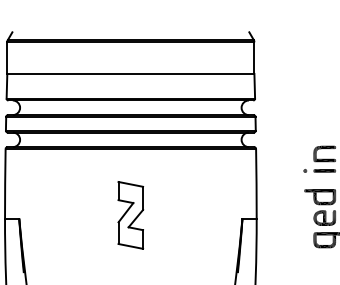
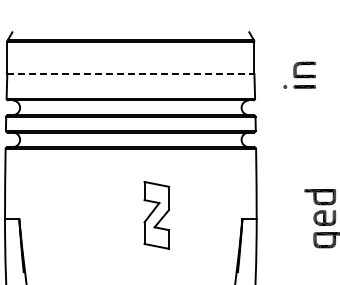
line: solid -> dashed (130, 73)
part position: (319, 158) -> (299, 74) (299, 74)
part position: (130, 215) -> (156, 215) (156, 215)
